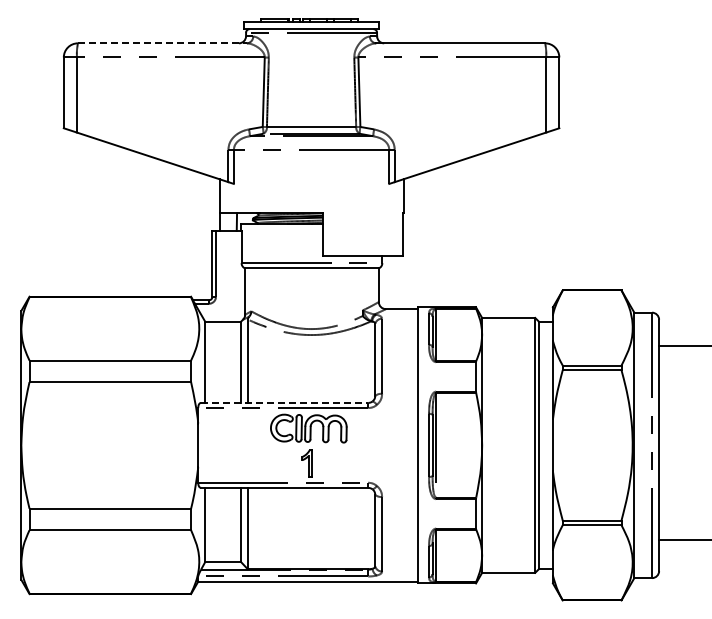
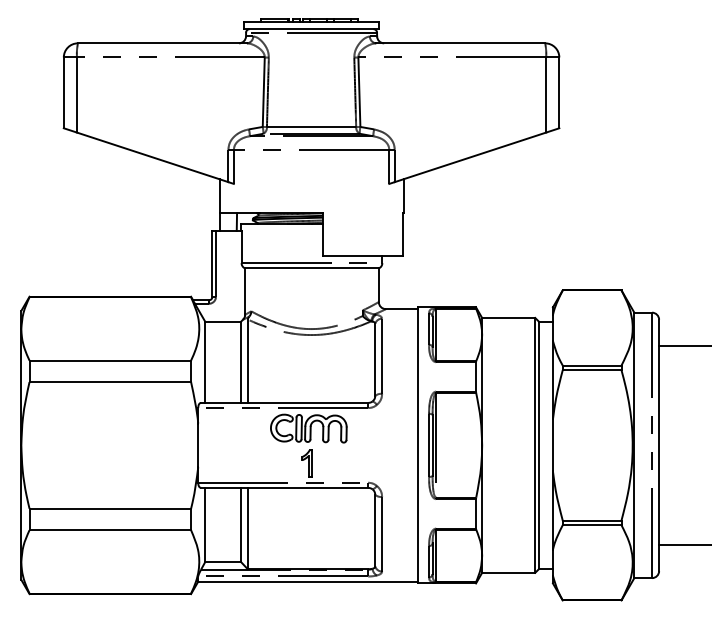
line: dashed -> solid (162, 43)
line: dashed -> solid (284, 402)
line position: (683, 539) -> (683, 544) (683, 544)
